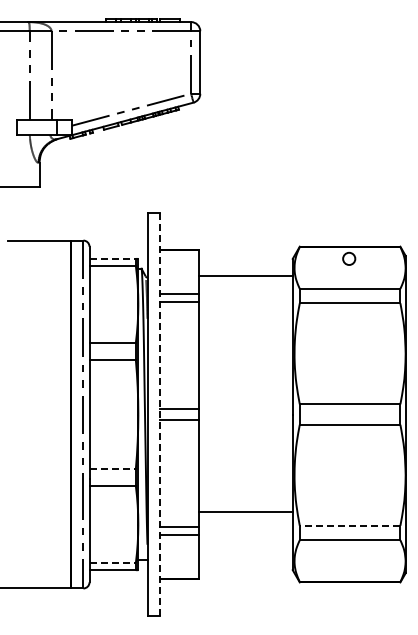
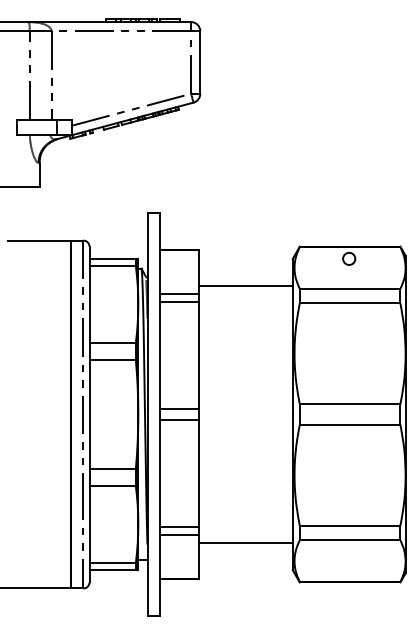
line: dashed -> solid (113, 258)
line position: (245, 276) -> (245, 286) (245, 286)
line: dashed -> solid (159, 415)
line: dashed -> solid (113, 468)
line position: (245, 511) -> (245, 542) (245, 542)
line: dashed -> solid (349, 525)
line: dashed -> solid (113, 562)
